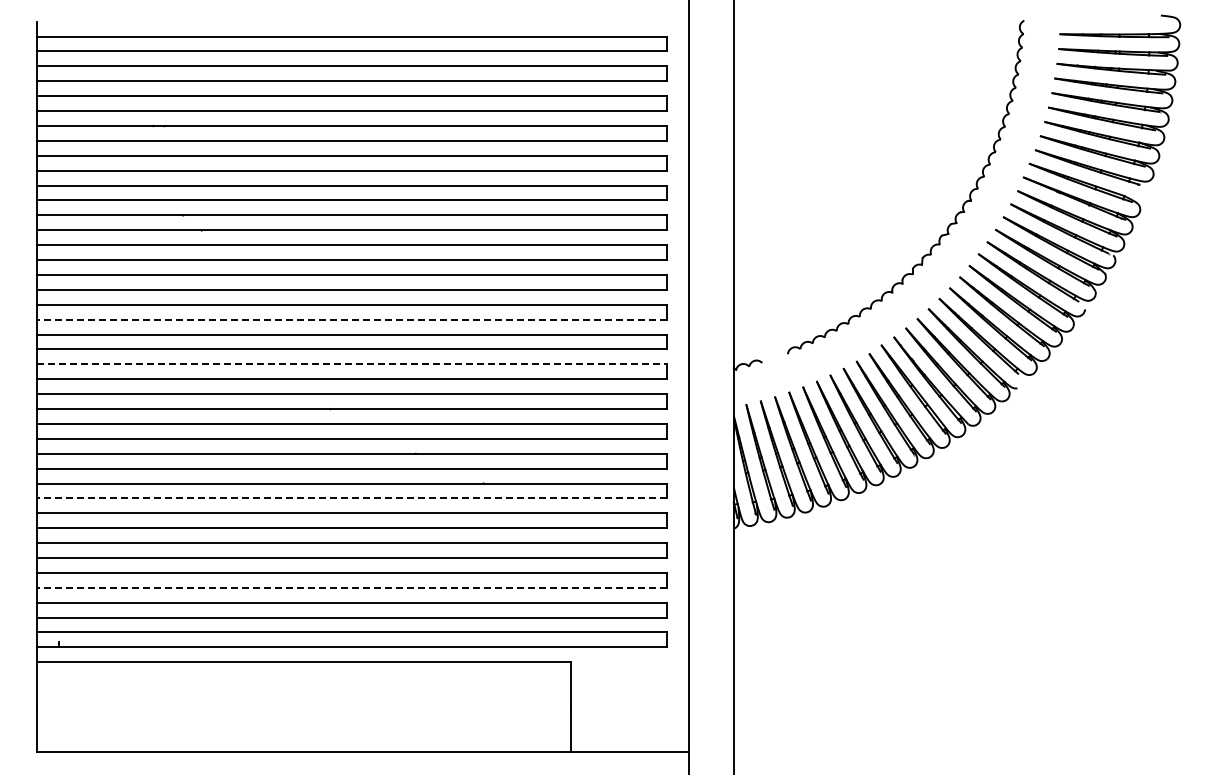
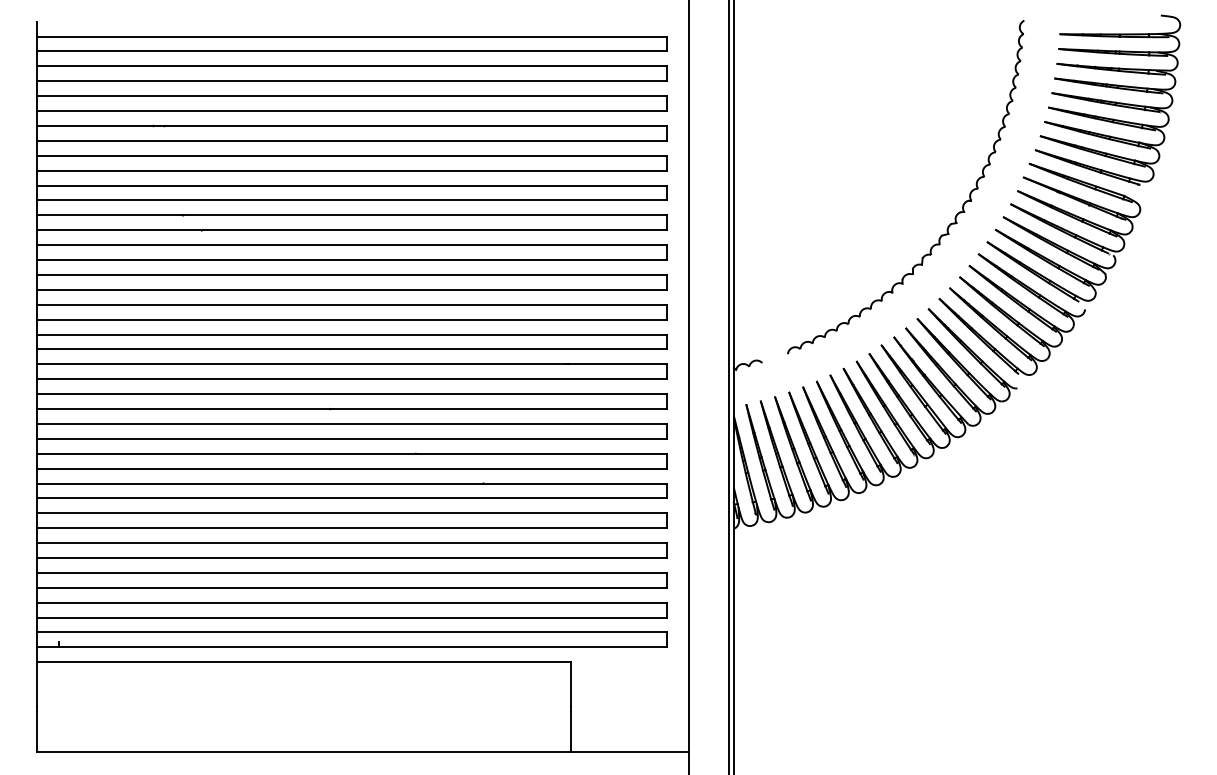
line: dashed -> solid (351, 319)
line: dashed -> solid (352, 364)
line: none -> present (729, 386)
line: dashed -> solid (351, 498)
line: dashed -> solid (351, 587)
